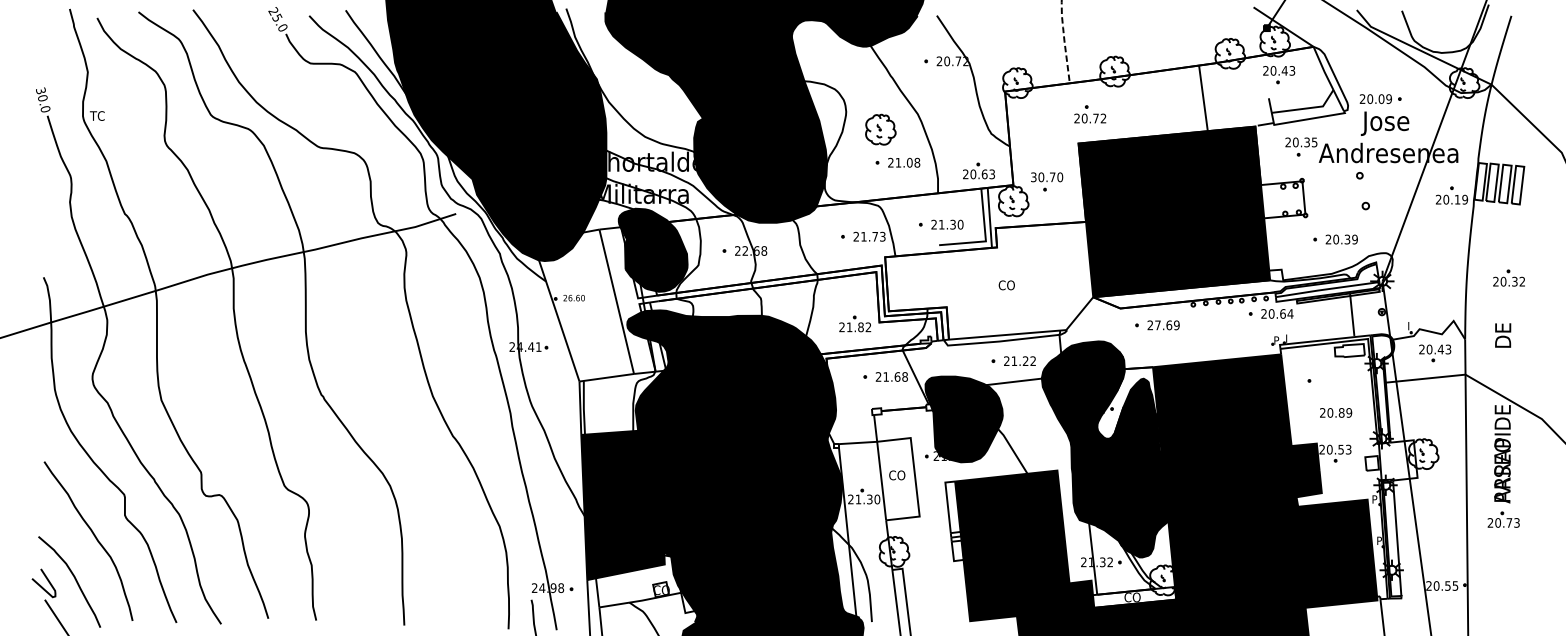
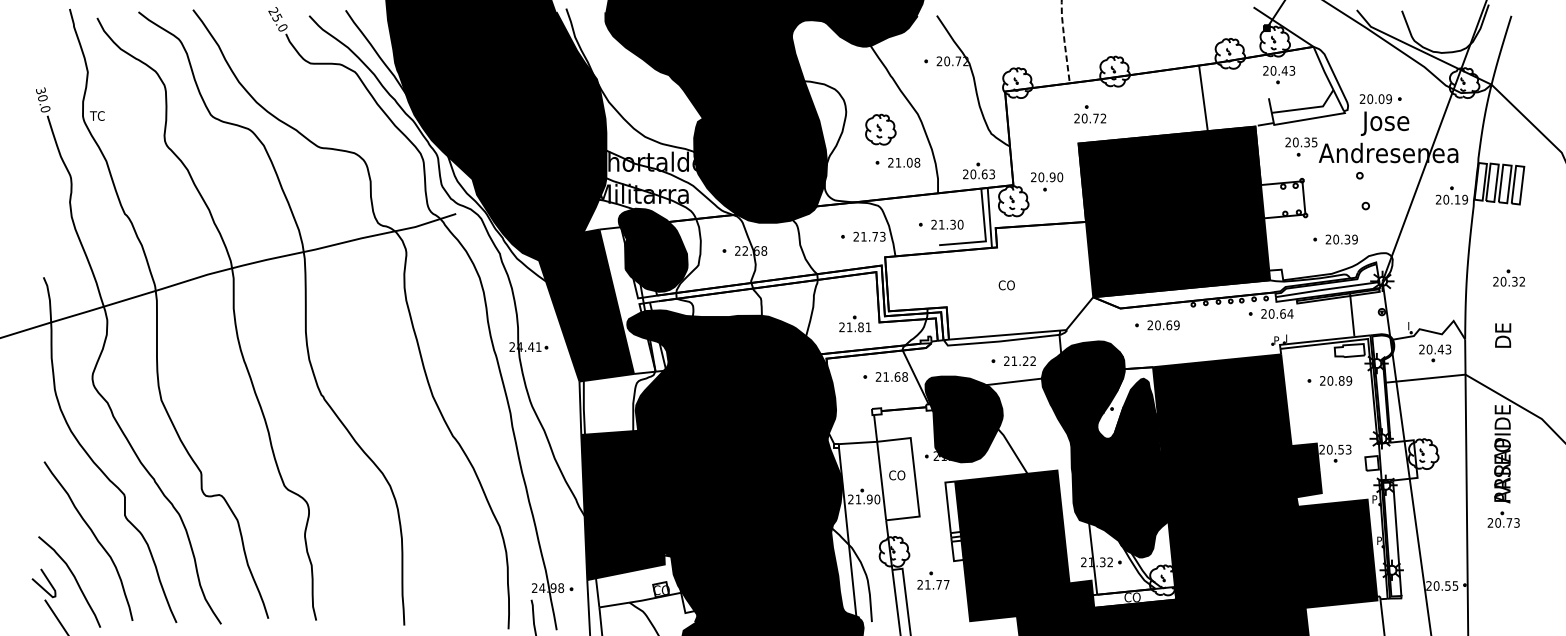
text: 30.70 -> 20.90 (1043, 177)
fill: none -> present (583, 305)
text: 27.69 -> 20.69 (1157, 325)
text: 21.82 -> 21.81 (867, 326)
text position: (1336, 412) -> (1336, 380) (1336, 380)
text: 21.30 -> 21.90 (869, 499)
part: none -> present (933, 580)
